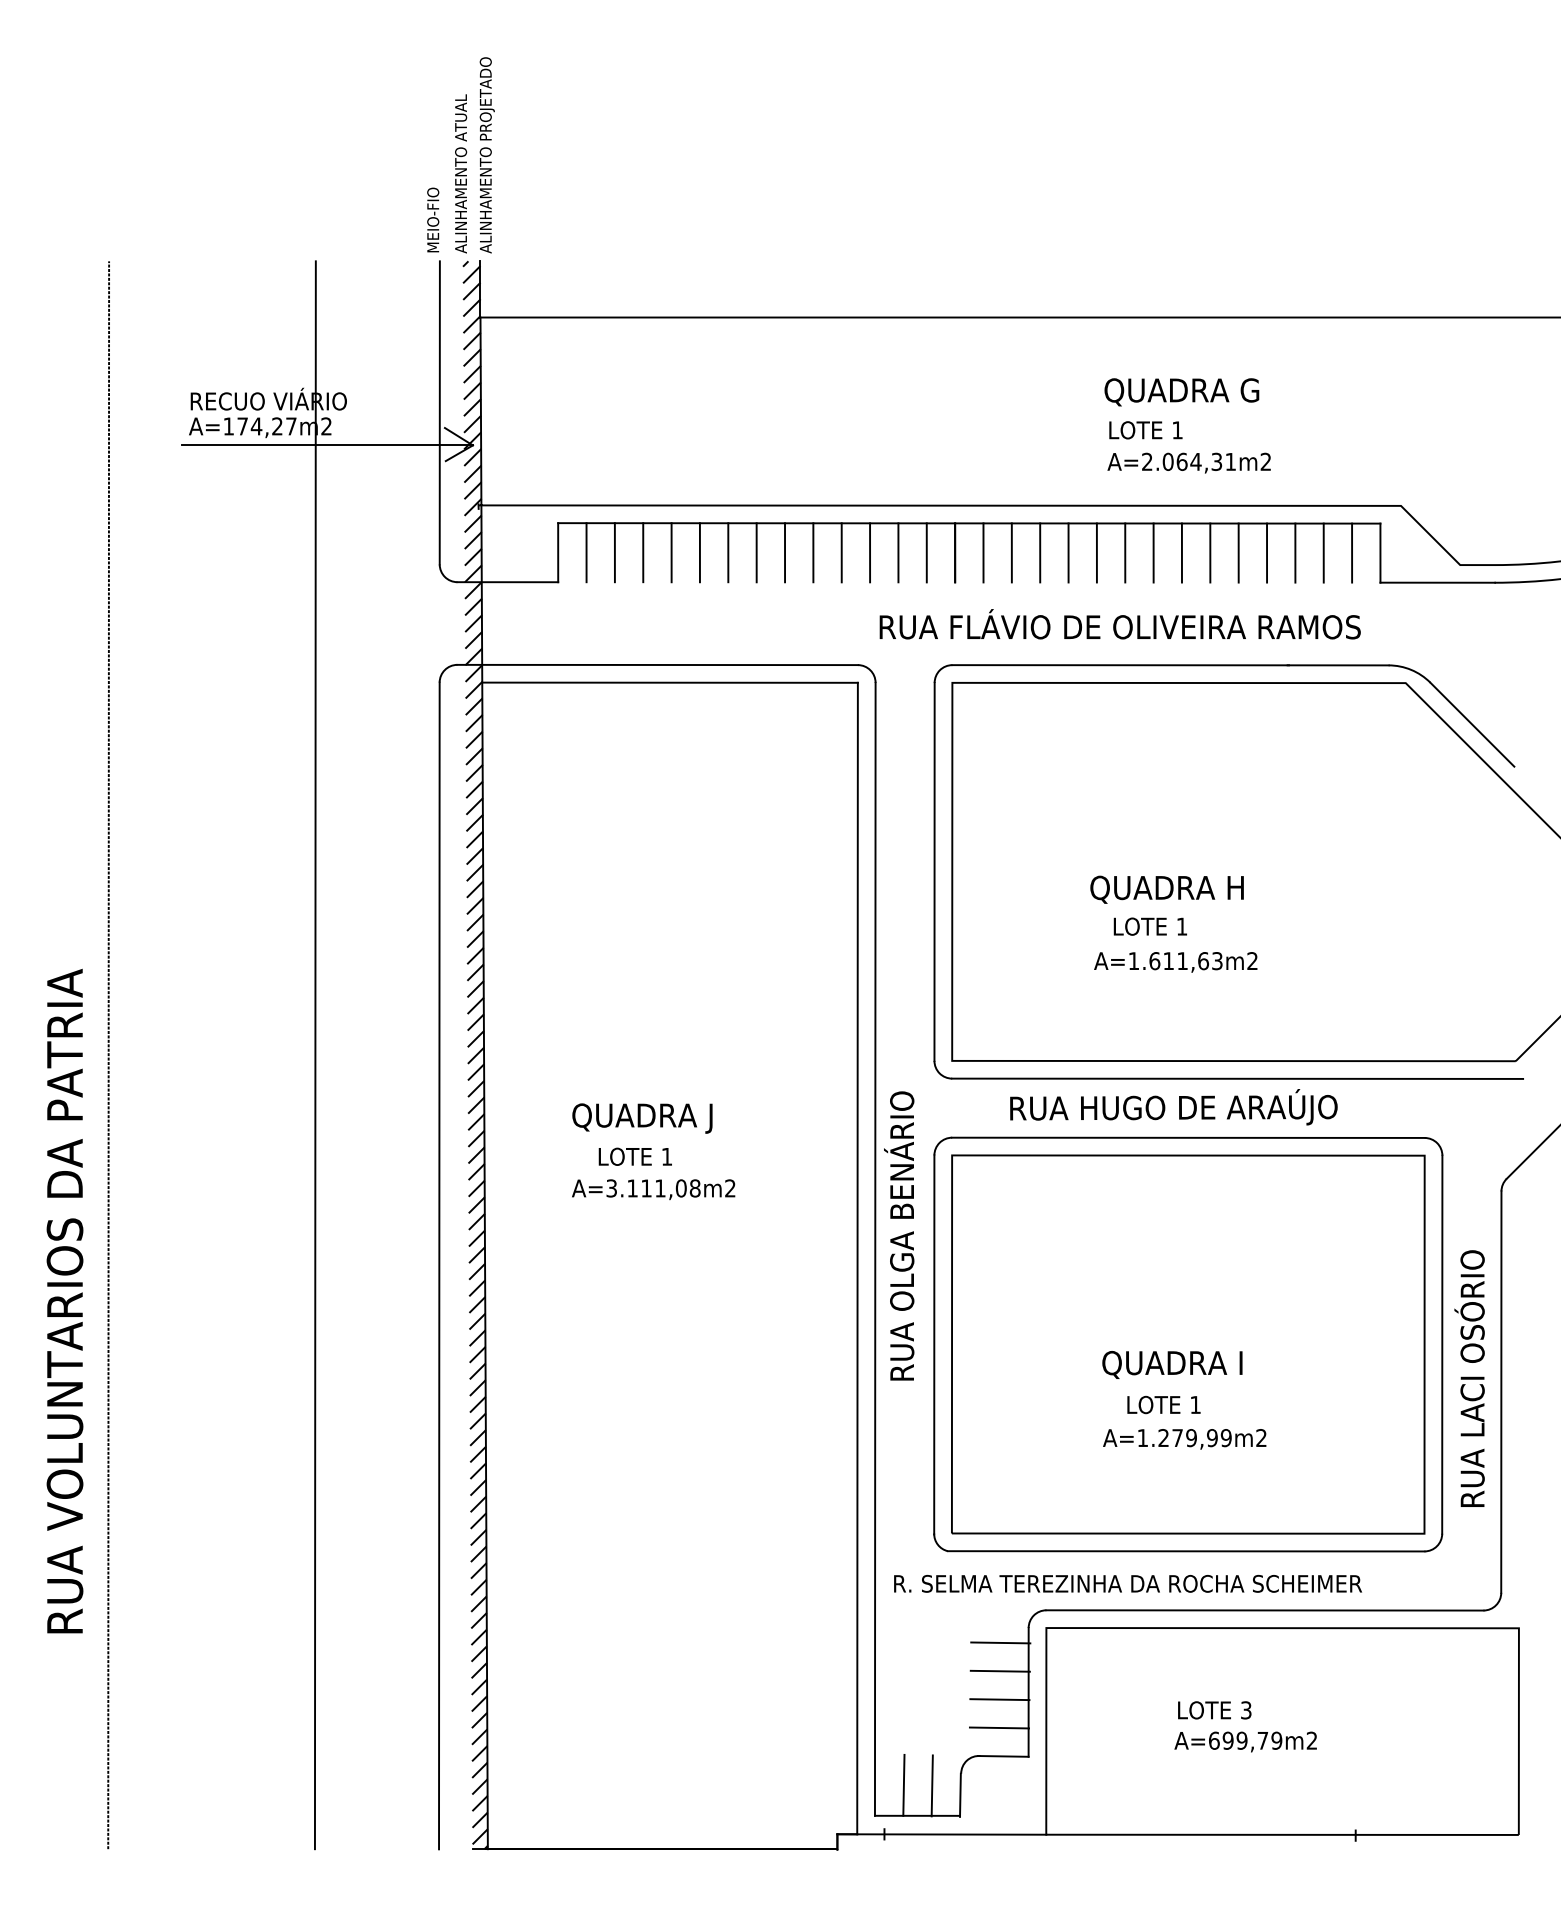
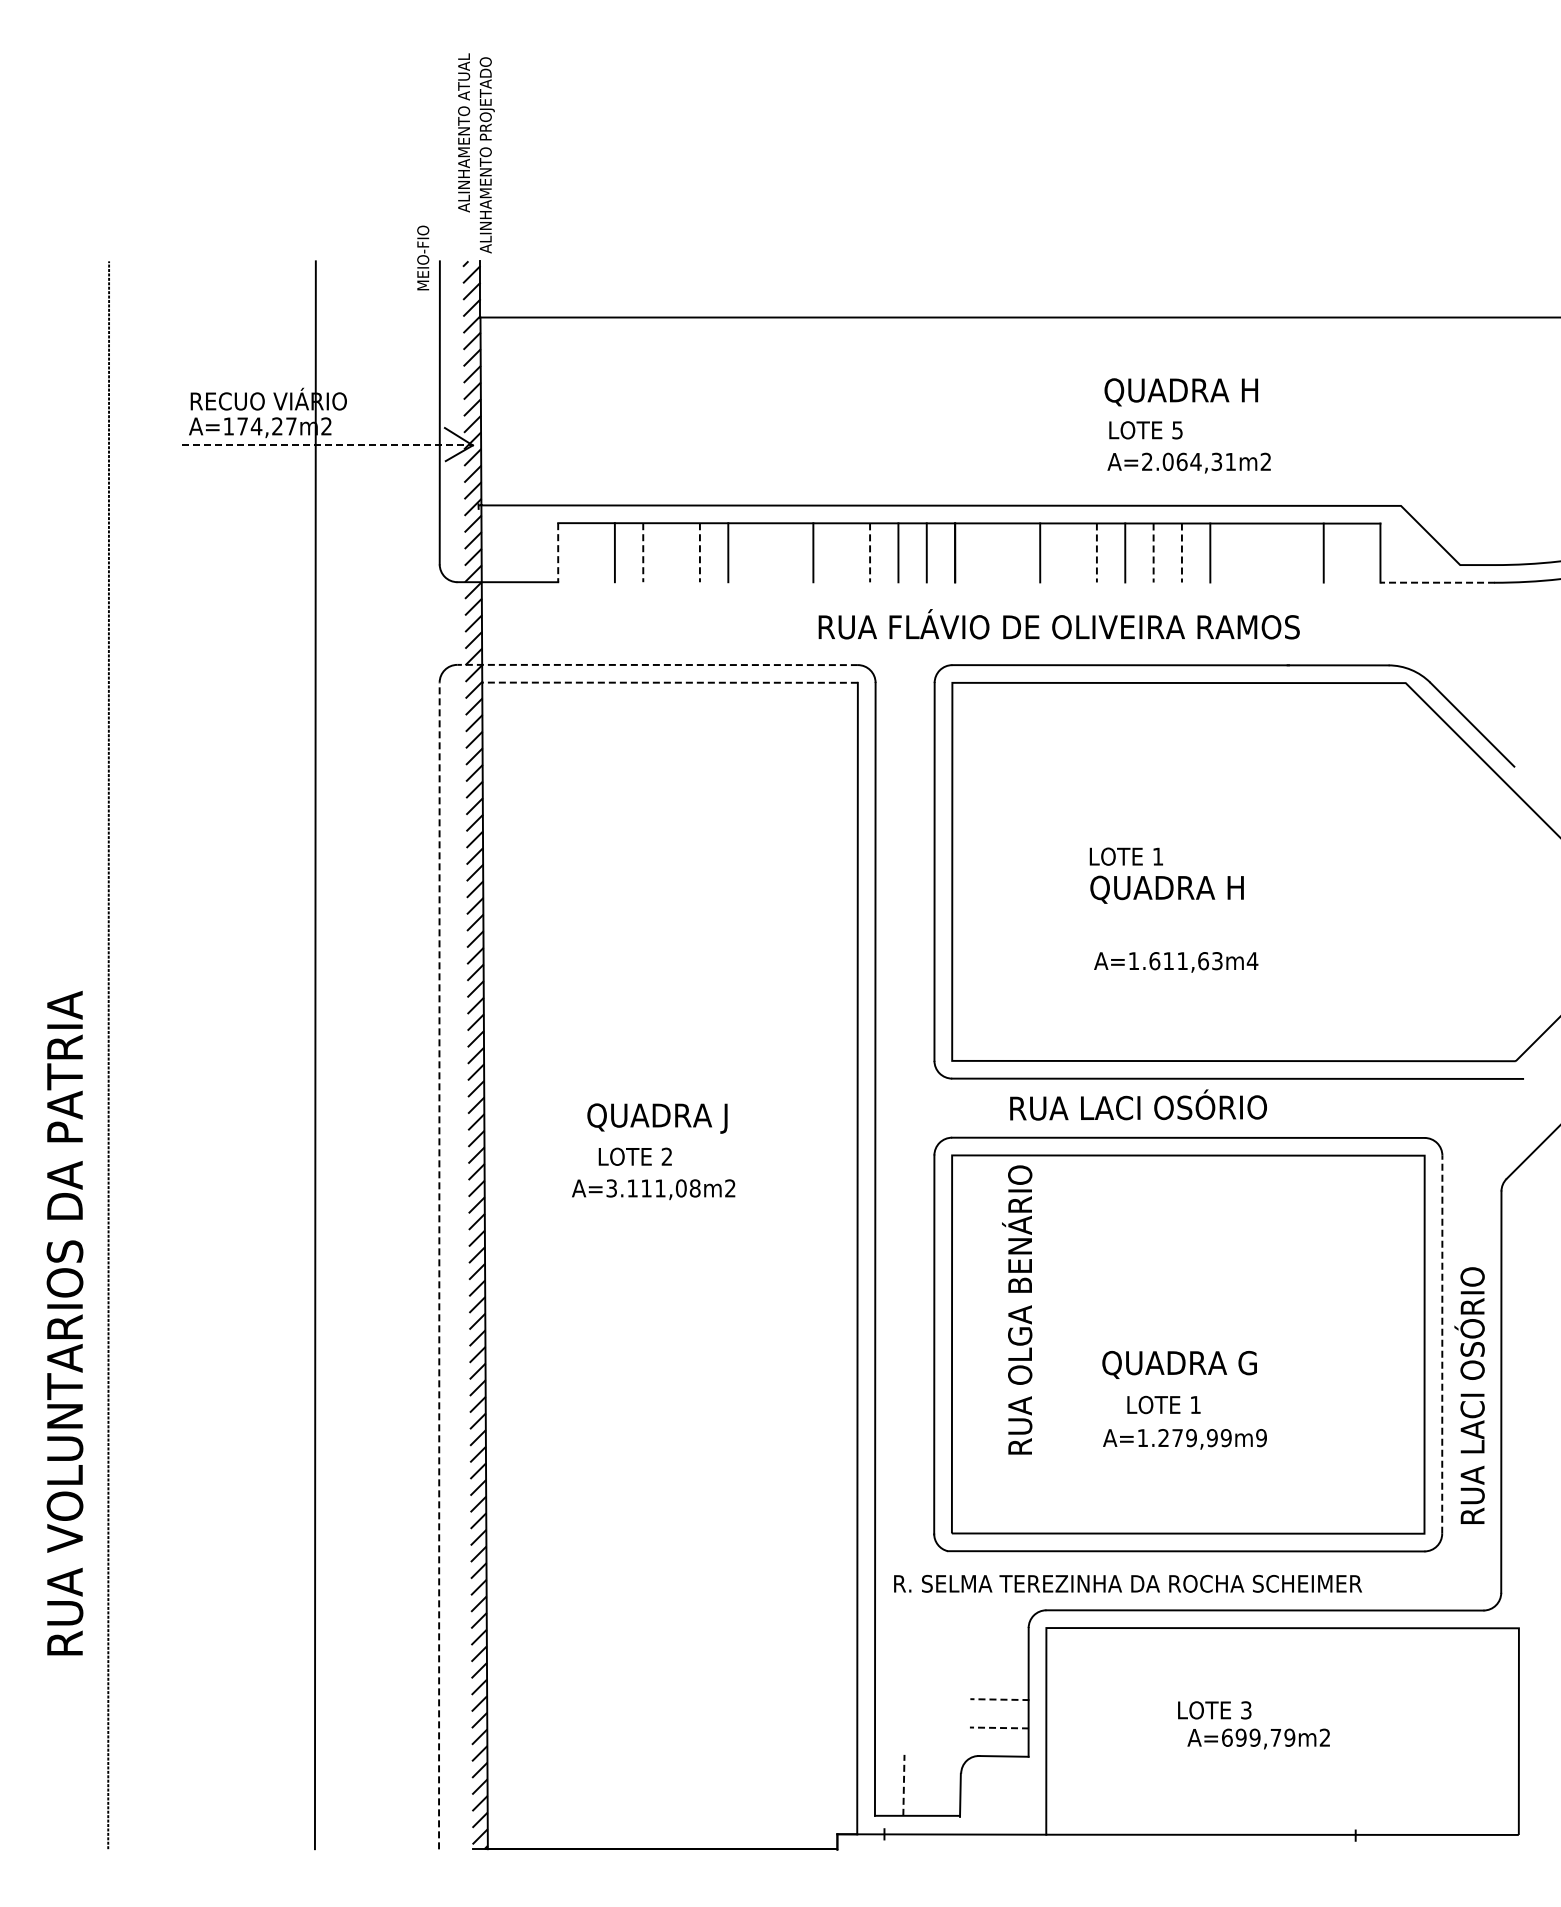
text position: (461, 173) -> (464, 132) (464, 132)
text position: (433, 219) -> (423, 257) (423, 257)
text: QUADRA G -> QUADRA H (1249, 390)
text: 1 -> 5 (1177, 430)
line: solid -> dashed (328, 445)
line: solid -> dashed (558, 552)
line: present -> none (586, 552)
line: present -> none (671, 552)
line: solid -> dashed (699, 552)
line: present -> none (756, 552)
line: present -> none (785, 552)
line: present -> none (841, 552)
line: present -> none (983, 552)
line: present -> none (1011, 552)
line: present -> none (1068, 552)
line: solid -> dashed (1096, 552)
line: present -> none (1238, 552)
line: present -> none (1267, 552)
line: present -> none (1295, 552)
line: present -> none (1352, 552)
line: solid -> dashed (643, 553)
line: solid -> dashed (870, 553)
line: solid -> dashed (1153, 553)
line: solid -> dashed (1181, 553)
line: solid -> dashed (1437, 582)
text position: (1119, 624) -> (1058, 624) (1058, 624)
line: solid -> dashed (657, 664)
line: solid -> dashed (670, 682)
text position: (1149, 926) -> (1125, 856) (1125, 856)
text: A=1.611,63m2 -> A=1.611,63m4 (1252, 960)
text: RUA HUGO DE ARAÚJO -> RUA LACI OSÓRIO (1210, 1107)
text position: (642, 1118) -> (657, 1118) (657, 1118)
text: 1 -> 2 (666, 1156)
text position: (899, 1235) -> (1017, 1309) (1017, 1309)
line: solid -> dashed (439, 1265)
text position: (64, 1300) -> (64, 1322) (64, 1322)
line: solid -> dashed (1442, 1344)
text: QUADRA I -> QUADRA G (1247, 1362)
text position: (1469, 1378) -> (1469, 1395) (1469, 1395)
text: A=1.279,99m2 -> A=1.279,99m9 (1261, 1438)
line: present -> none (1000, 1642)
line: present -> none (999, 1670)
line: solid -> dashed (999, 1699)
line: solid -> dashed (999, 1727)
text position: (1245, 1741) -> (1258, 1738) (1258, 1738)
line: solid -> dashed (903, 1784)
line: present -> none (931, 1785)
